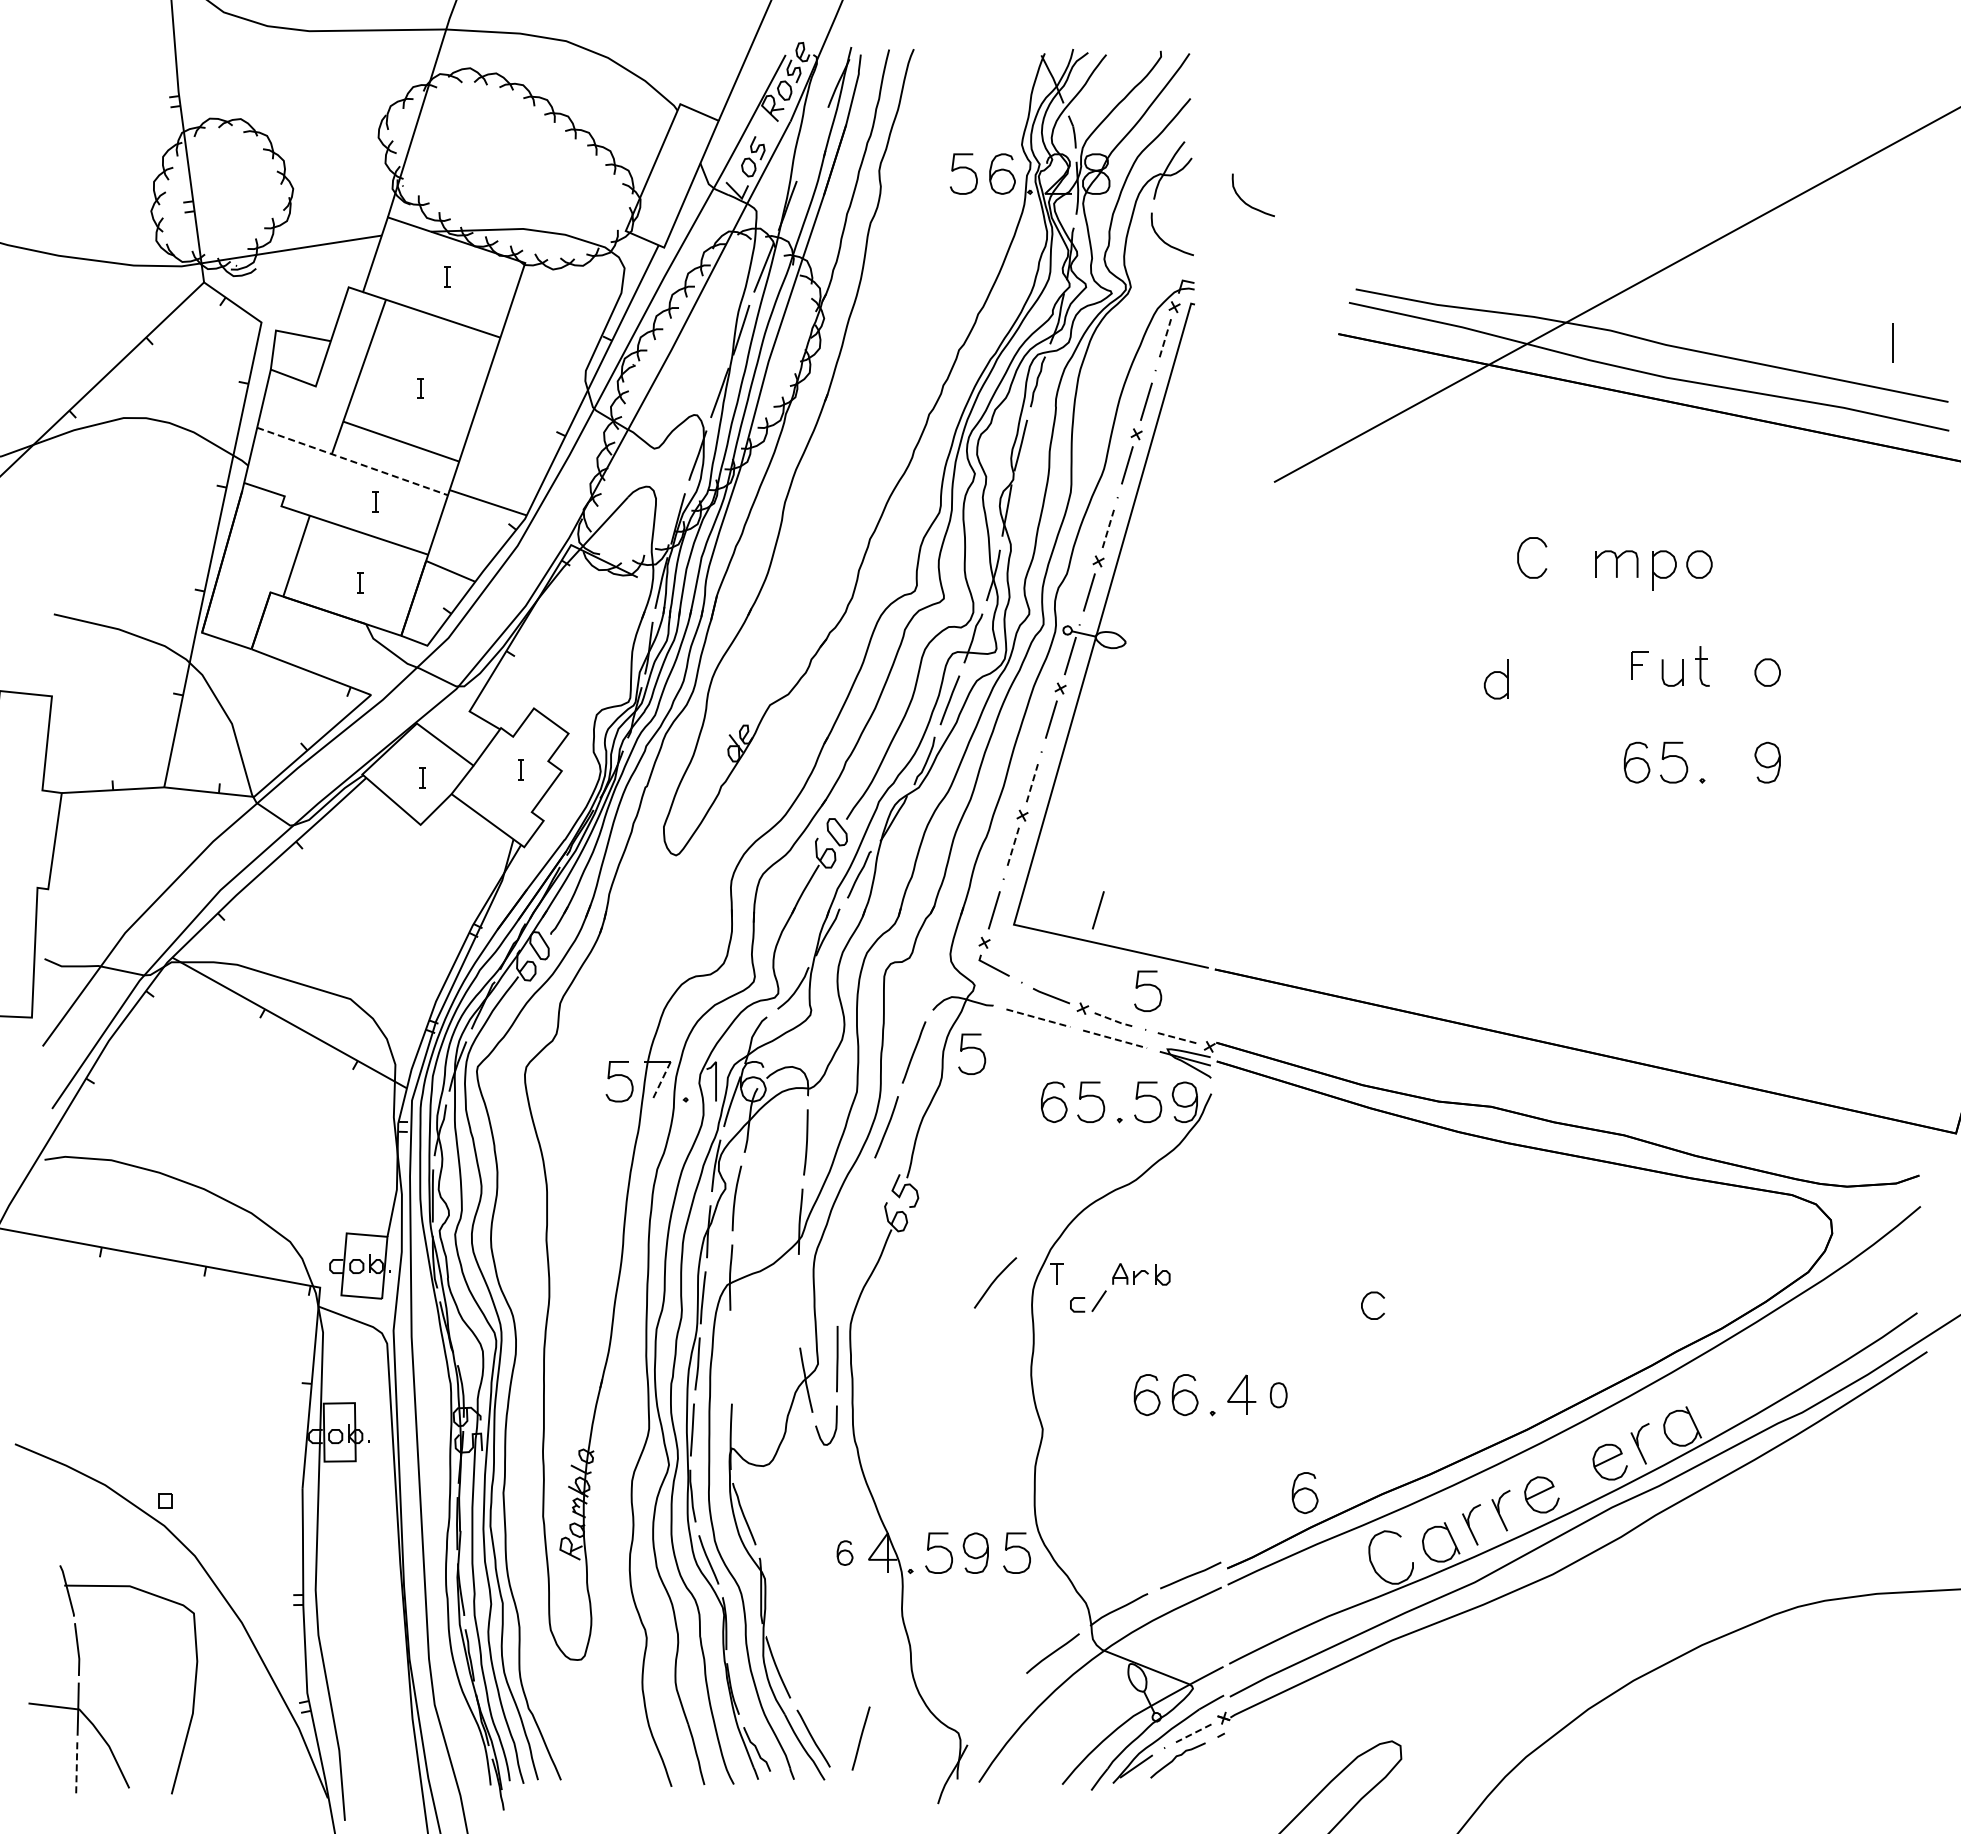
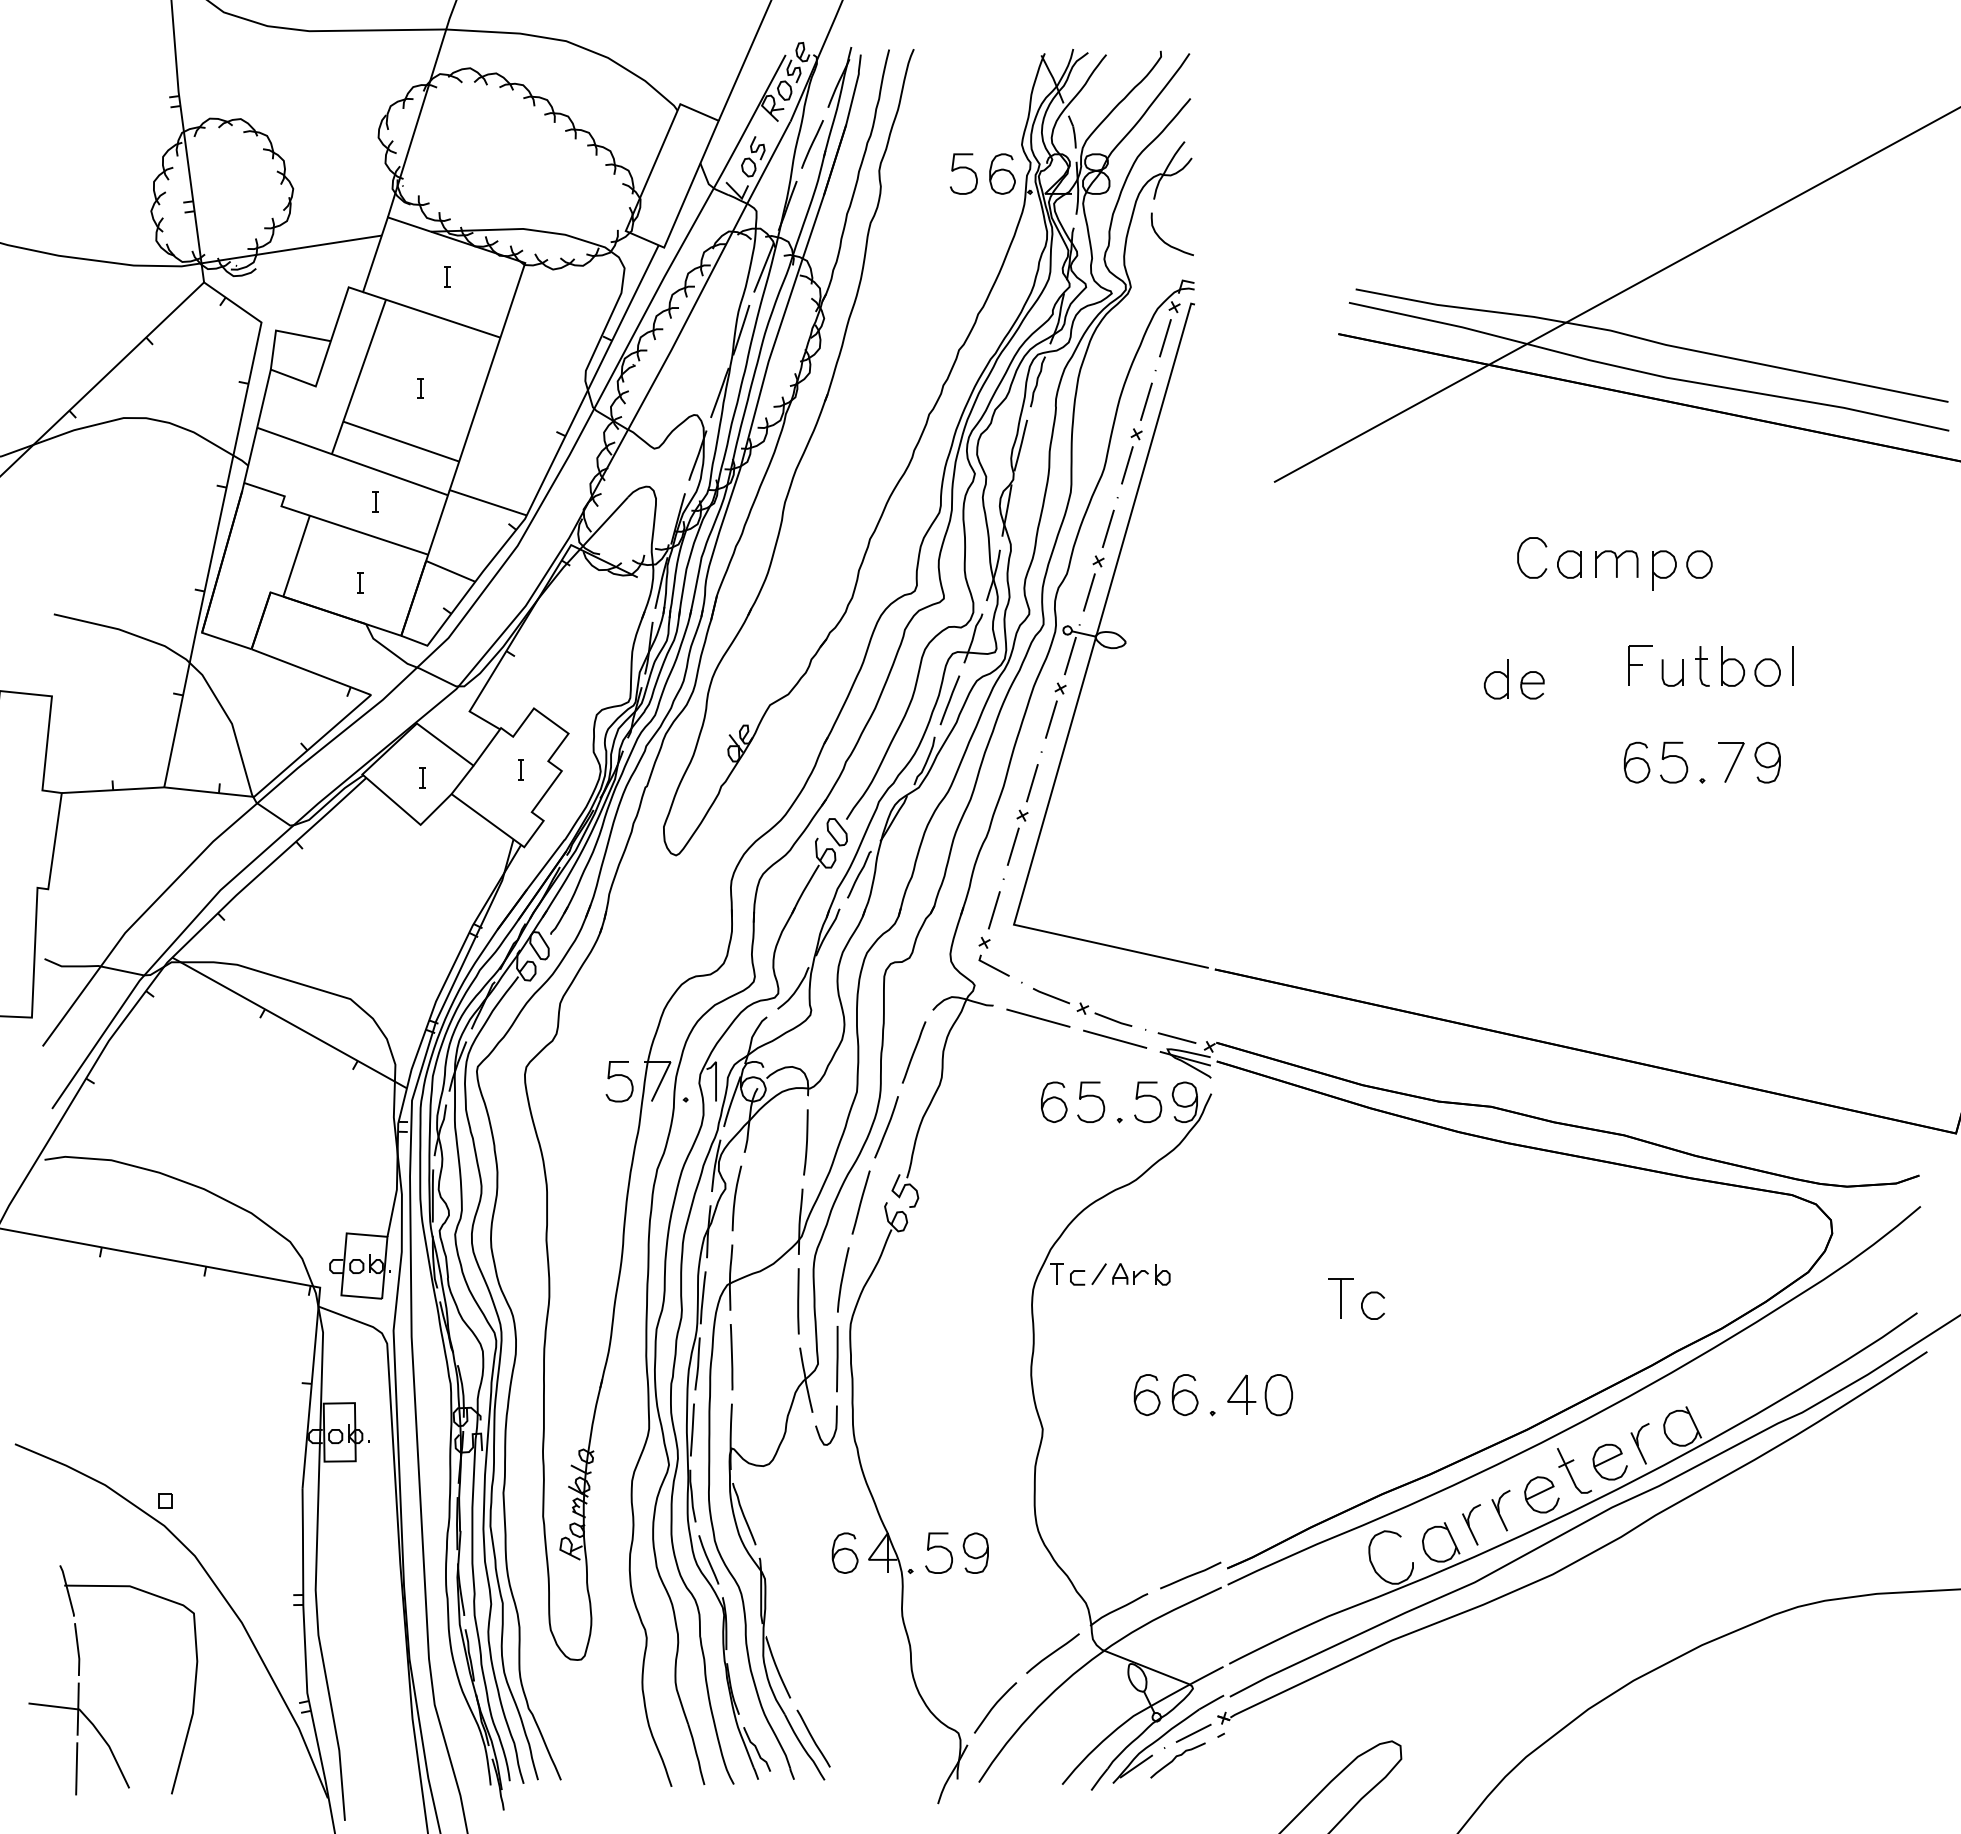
line: none -> present (812, 144)
curve: present -> none (1246, 202)
line: dashed -> solid (1165, 338)
line position: (1892, 342) -> (1792, 665) (1792, 665)
line: dashed -> solid (352, 461)
line: dashed -> solid (1108, 528)
part: none -> present (1569, 564)
part size: 18x29 px -> 25x41 px (1640, 665)
part: none -> present (1732, 666)
part: none -> present (1532, 685)
part: none -> present (1731, 762)
line: dashed -> solid (1032, 783)
line: dashed -> solid (1013, 846)
line: present -> none (1098, 910)
curve: present -> none (1148, 985)
line: dashed -> solid (1038, 1018)
line: dashed -> solid (1114, 1020)
line: dashed -> solid (1177, 1038)
line: dashed -> solid (1115, 1039)
curve: present -> none (972, 1048)
line: dashed -> solid (661, 1081)
curve: none -> present (843, 1278)
curve position: (995, 1281) -> (995, 1706) (995, 1706)
part: none -> present (1340, 1298)
line: none -> present (798, 1301)
part position: (1088, 1301) -> (1088, 1274) (1088, 1274)
line: none -> present (731, 1357)
part size: 18x27 px -> 29x43 px (1278, 1395)
part: none -> present (1574, 1470)
part: present -> none (1304, 1493)
curve: present -> none (1016, 1547)
part size: 18x26 px -> 28x42 px (844, 1552)
line: dashed -> solid (1193, 1733)
line position: (860, 1738) -> (860, 1202) (860, 1202)
line: dashed -> solid (76, 1768)
